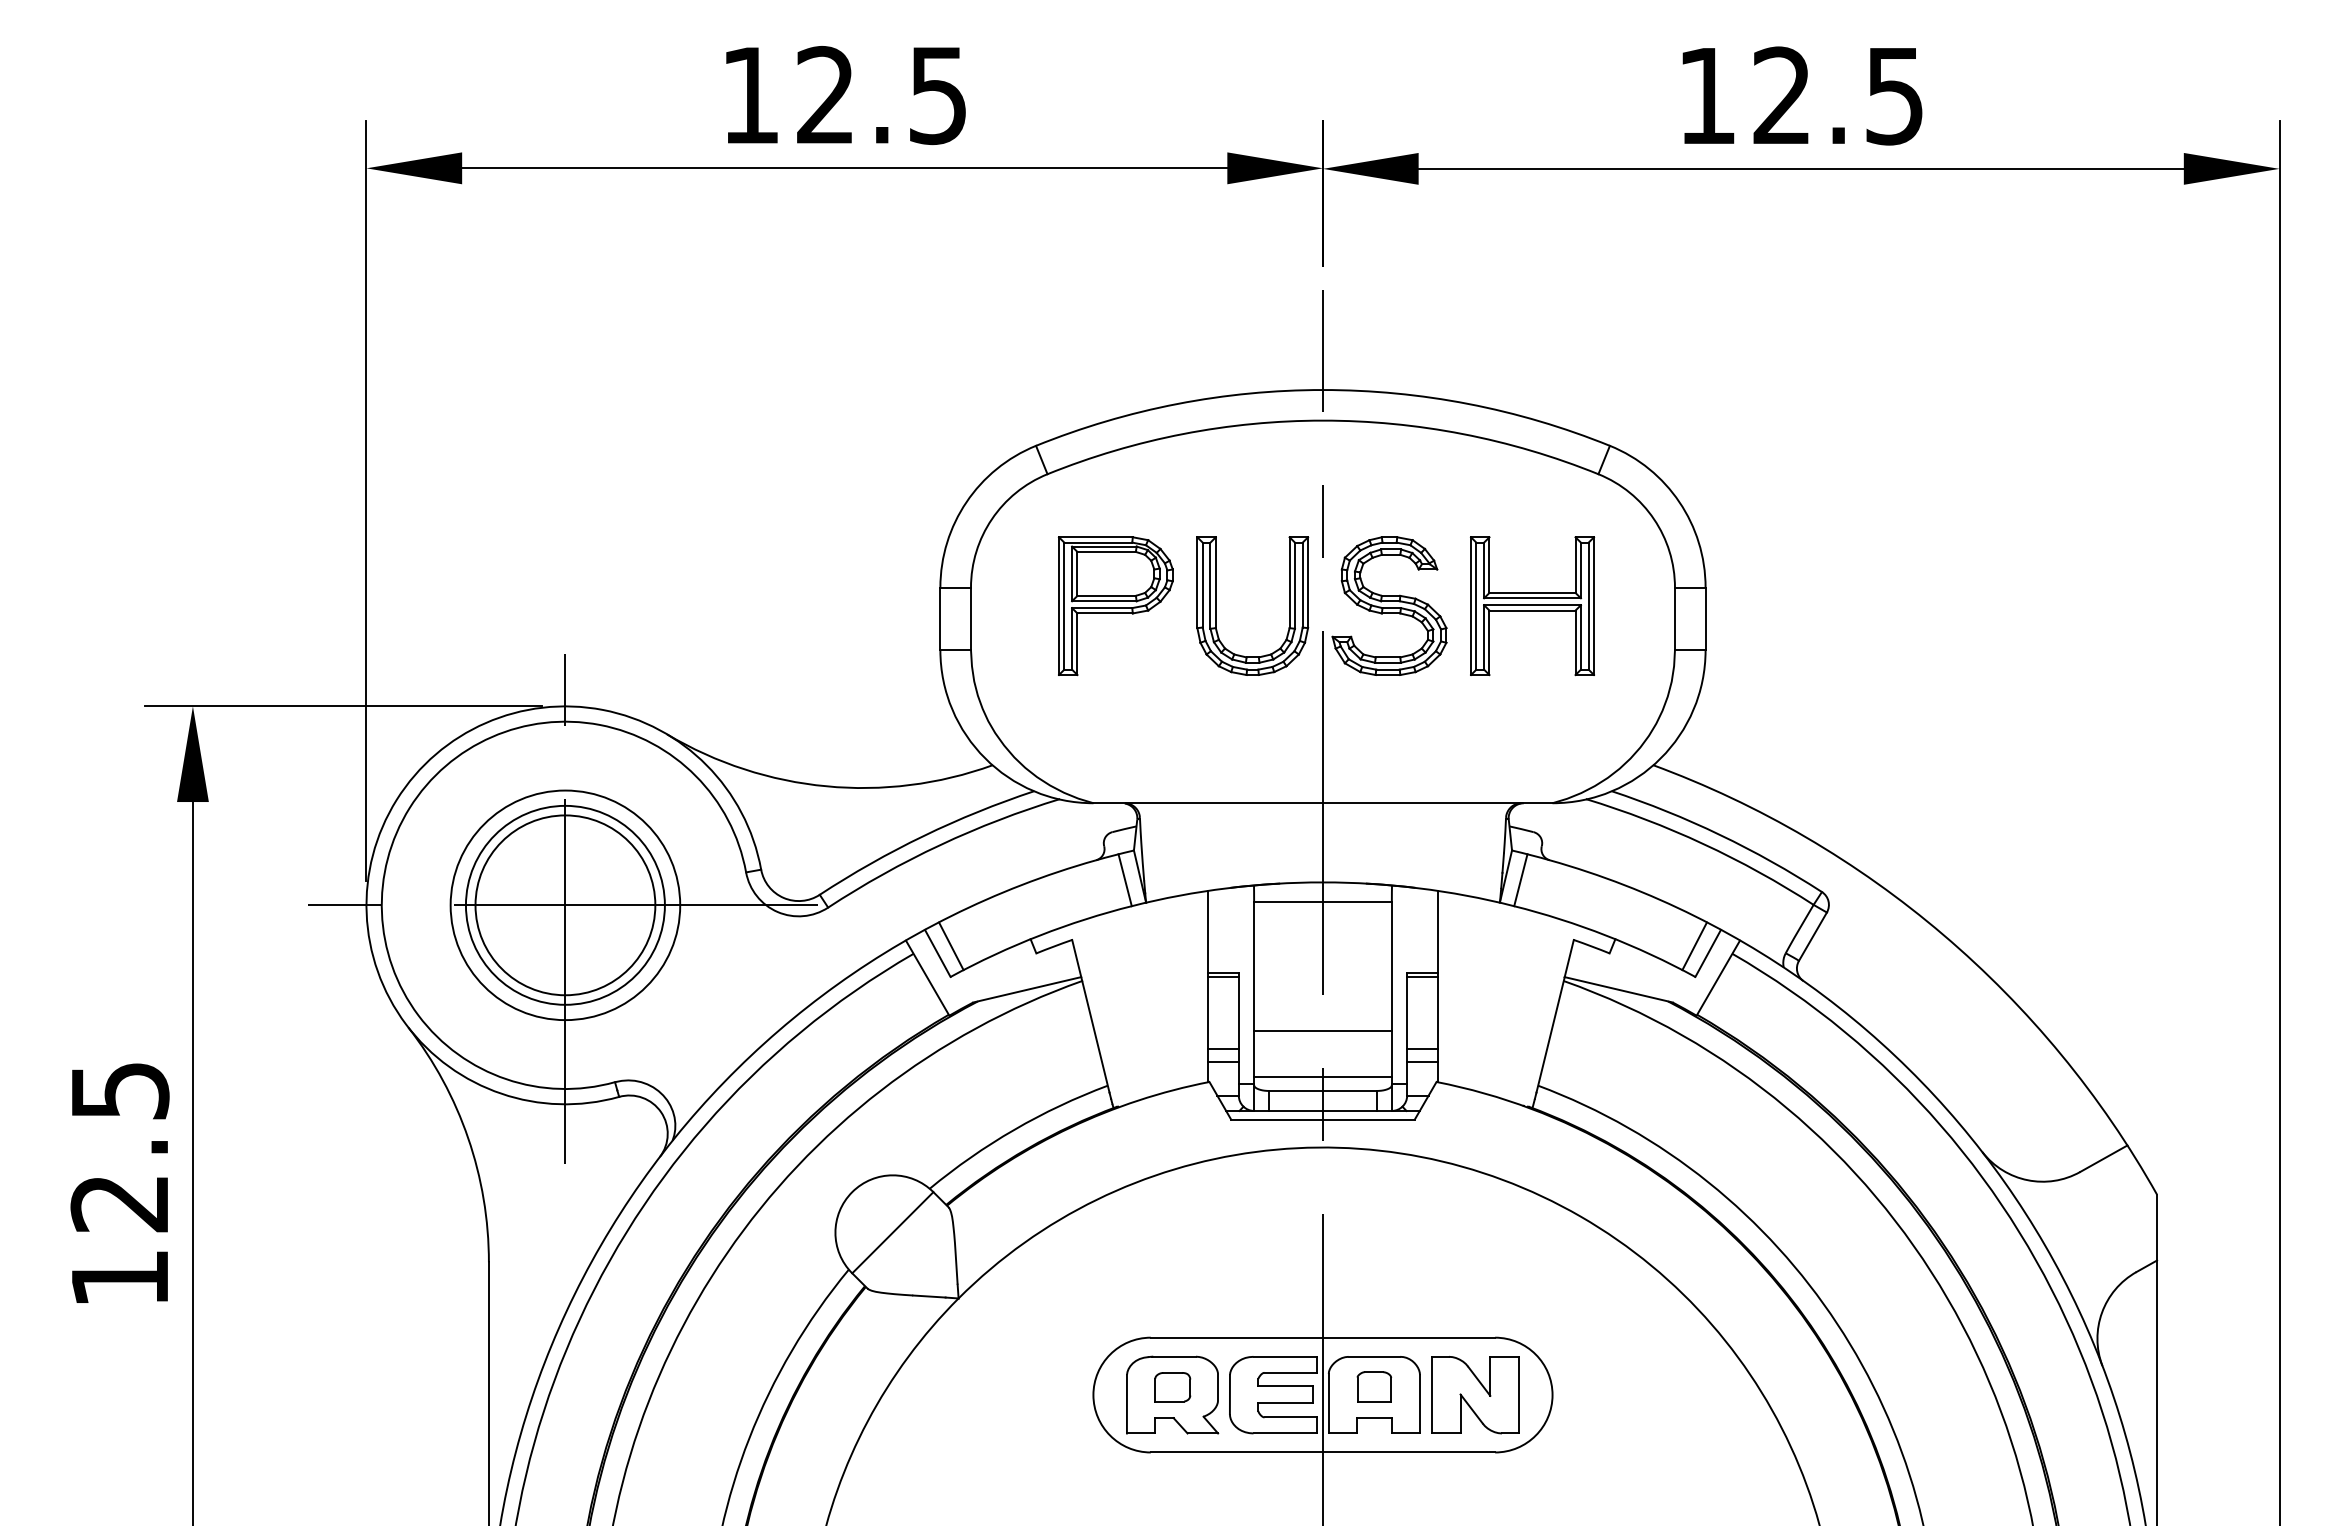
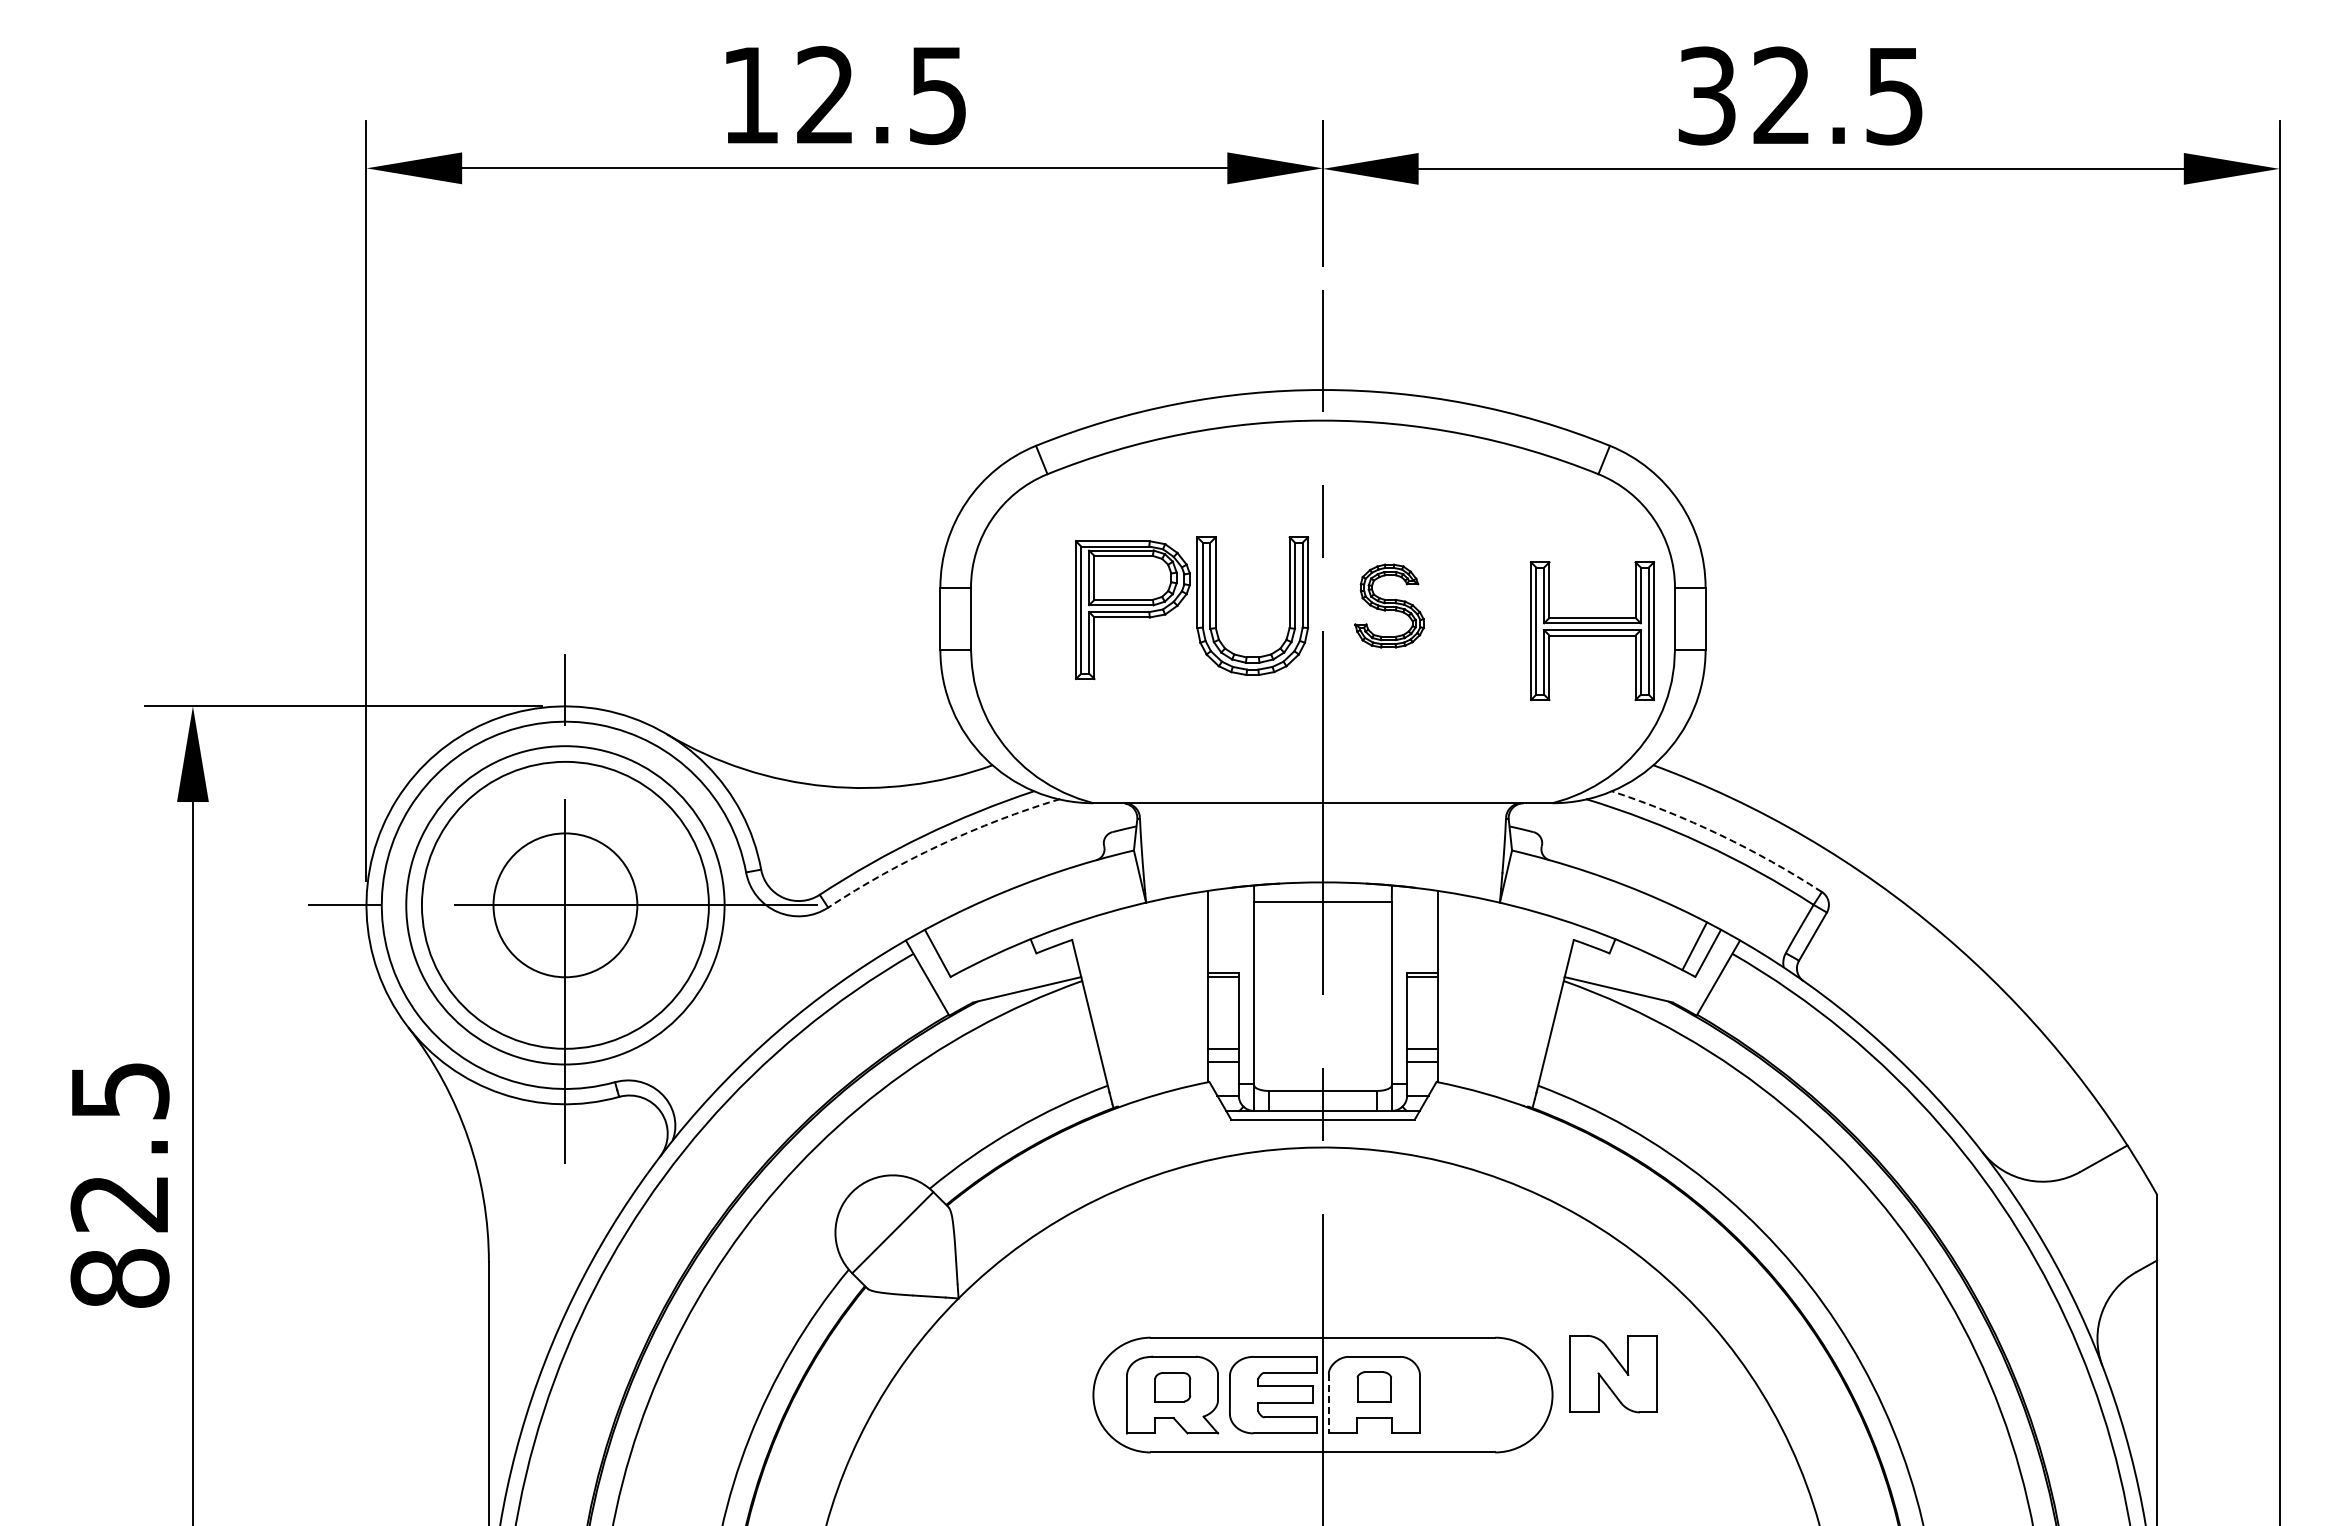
text: 12.5 -> 32.5 (1706, 95)
part size: 117x140 px -> 71x86 px (1389, 605)
part position: (1115, 606) -> (1132, 610) (1132, 610)
part position: (1532, 606) -> (1592, 631) (1592, 631)
arc: solid -> dashed (1720, 834)
arc: solid -> dashed (940, 845)
line: present -> none (1124, 880)
line: present -> none (1520, 880)
circle diameter: 199 px -> 318 px (565, 905)
circle diameter: 180 px -> 144 px (565, 905)
circle diameter: 230 px -> 287 px (564, 904)
line: present -> none (951, 946)
line: present -> none (1322, 1031)
line: present -> none (1322, 1076)
text: 12.5 -> 82.5 (119, 1278)
part position: (1475, 1395) -> (1613, 1374) (1613, 1374)
line: solid -> dashed (1328, 1403)
